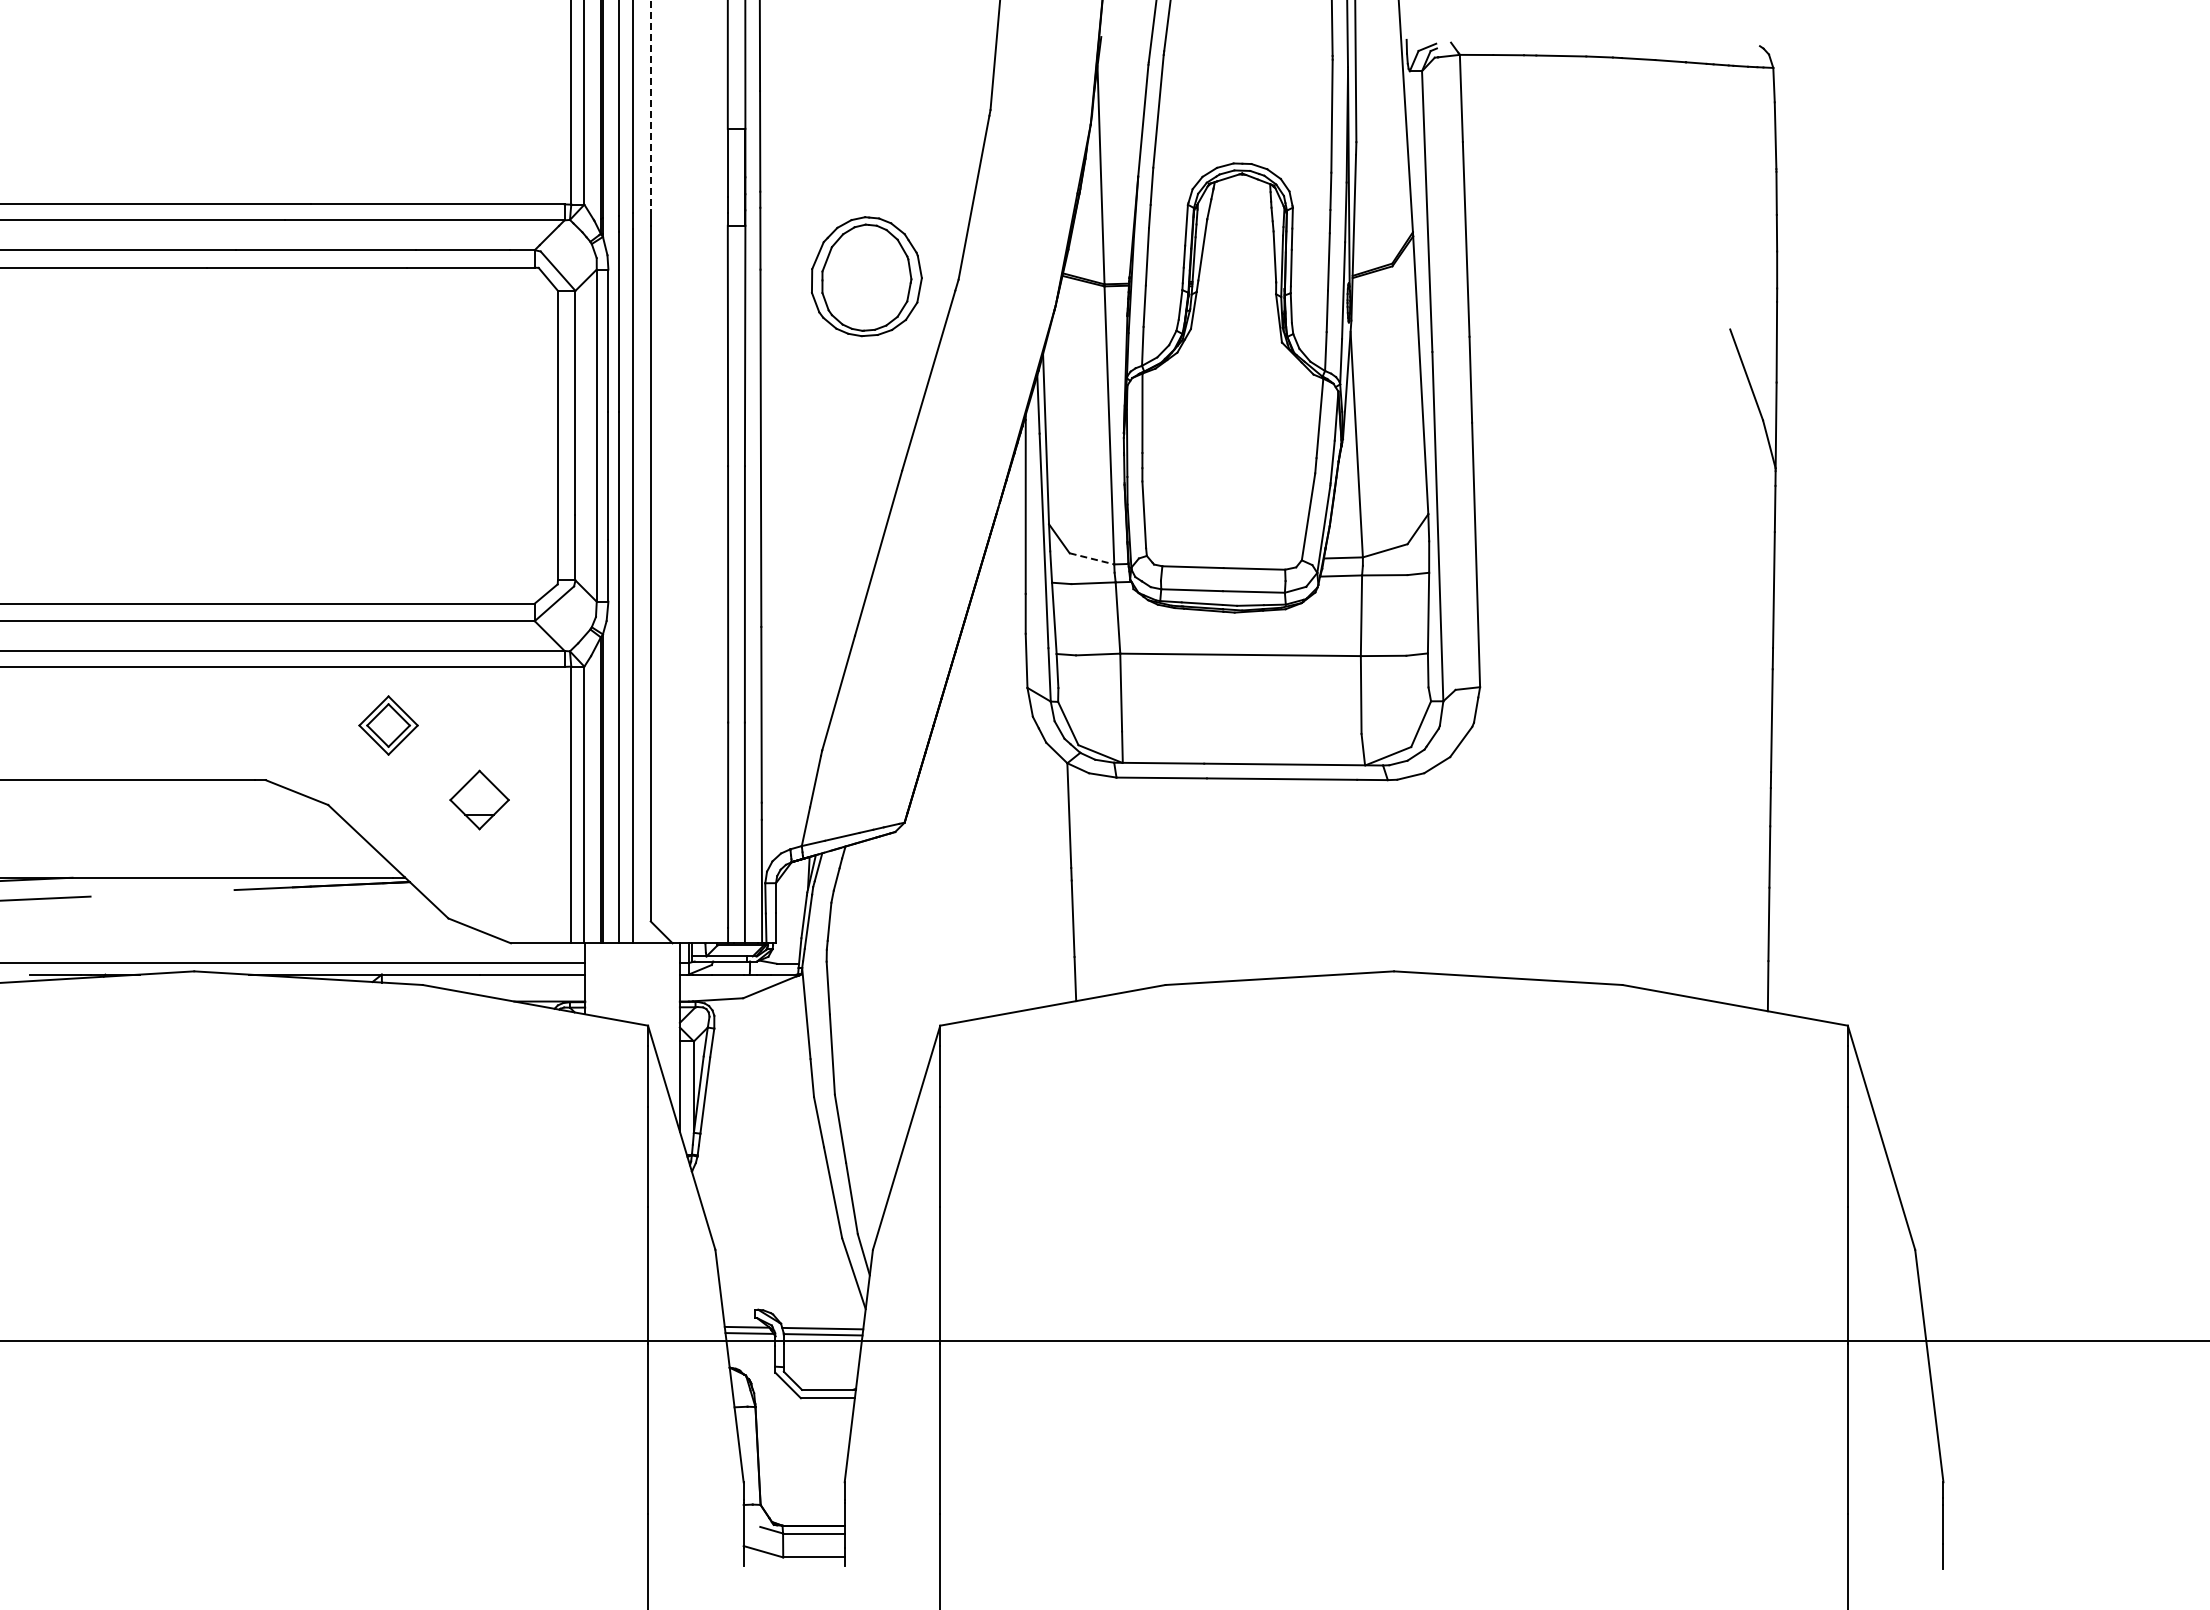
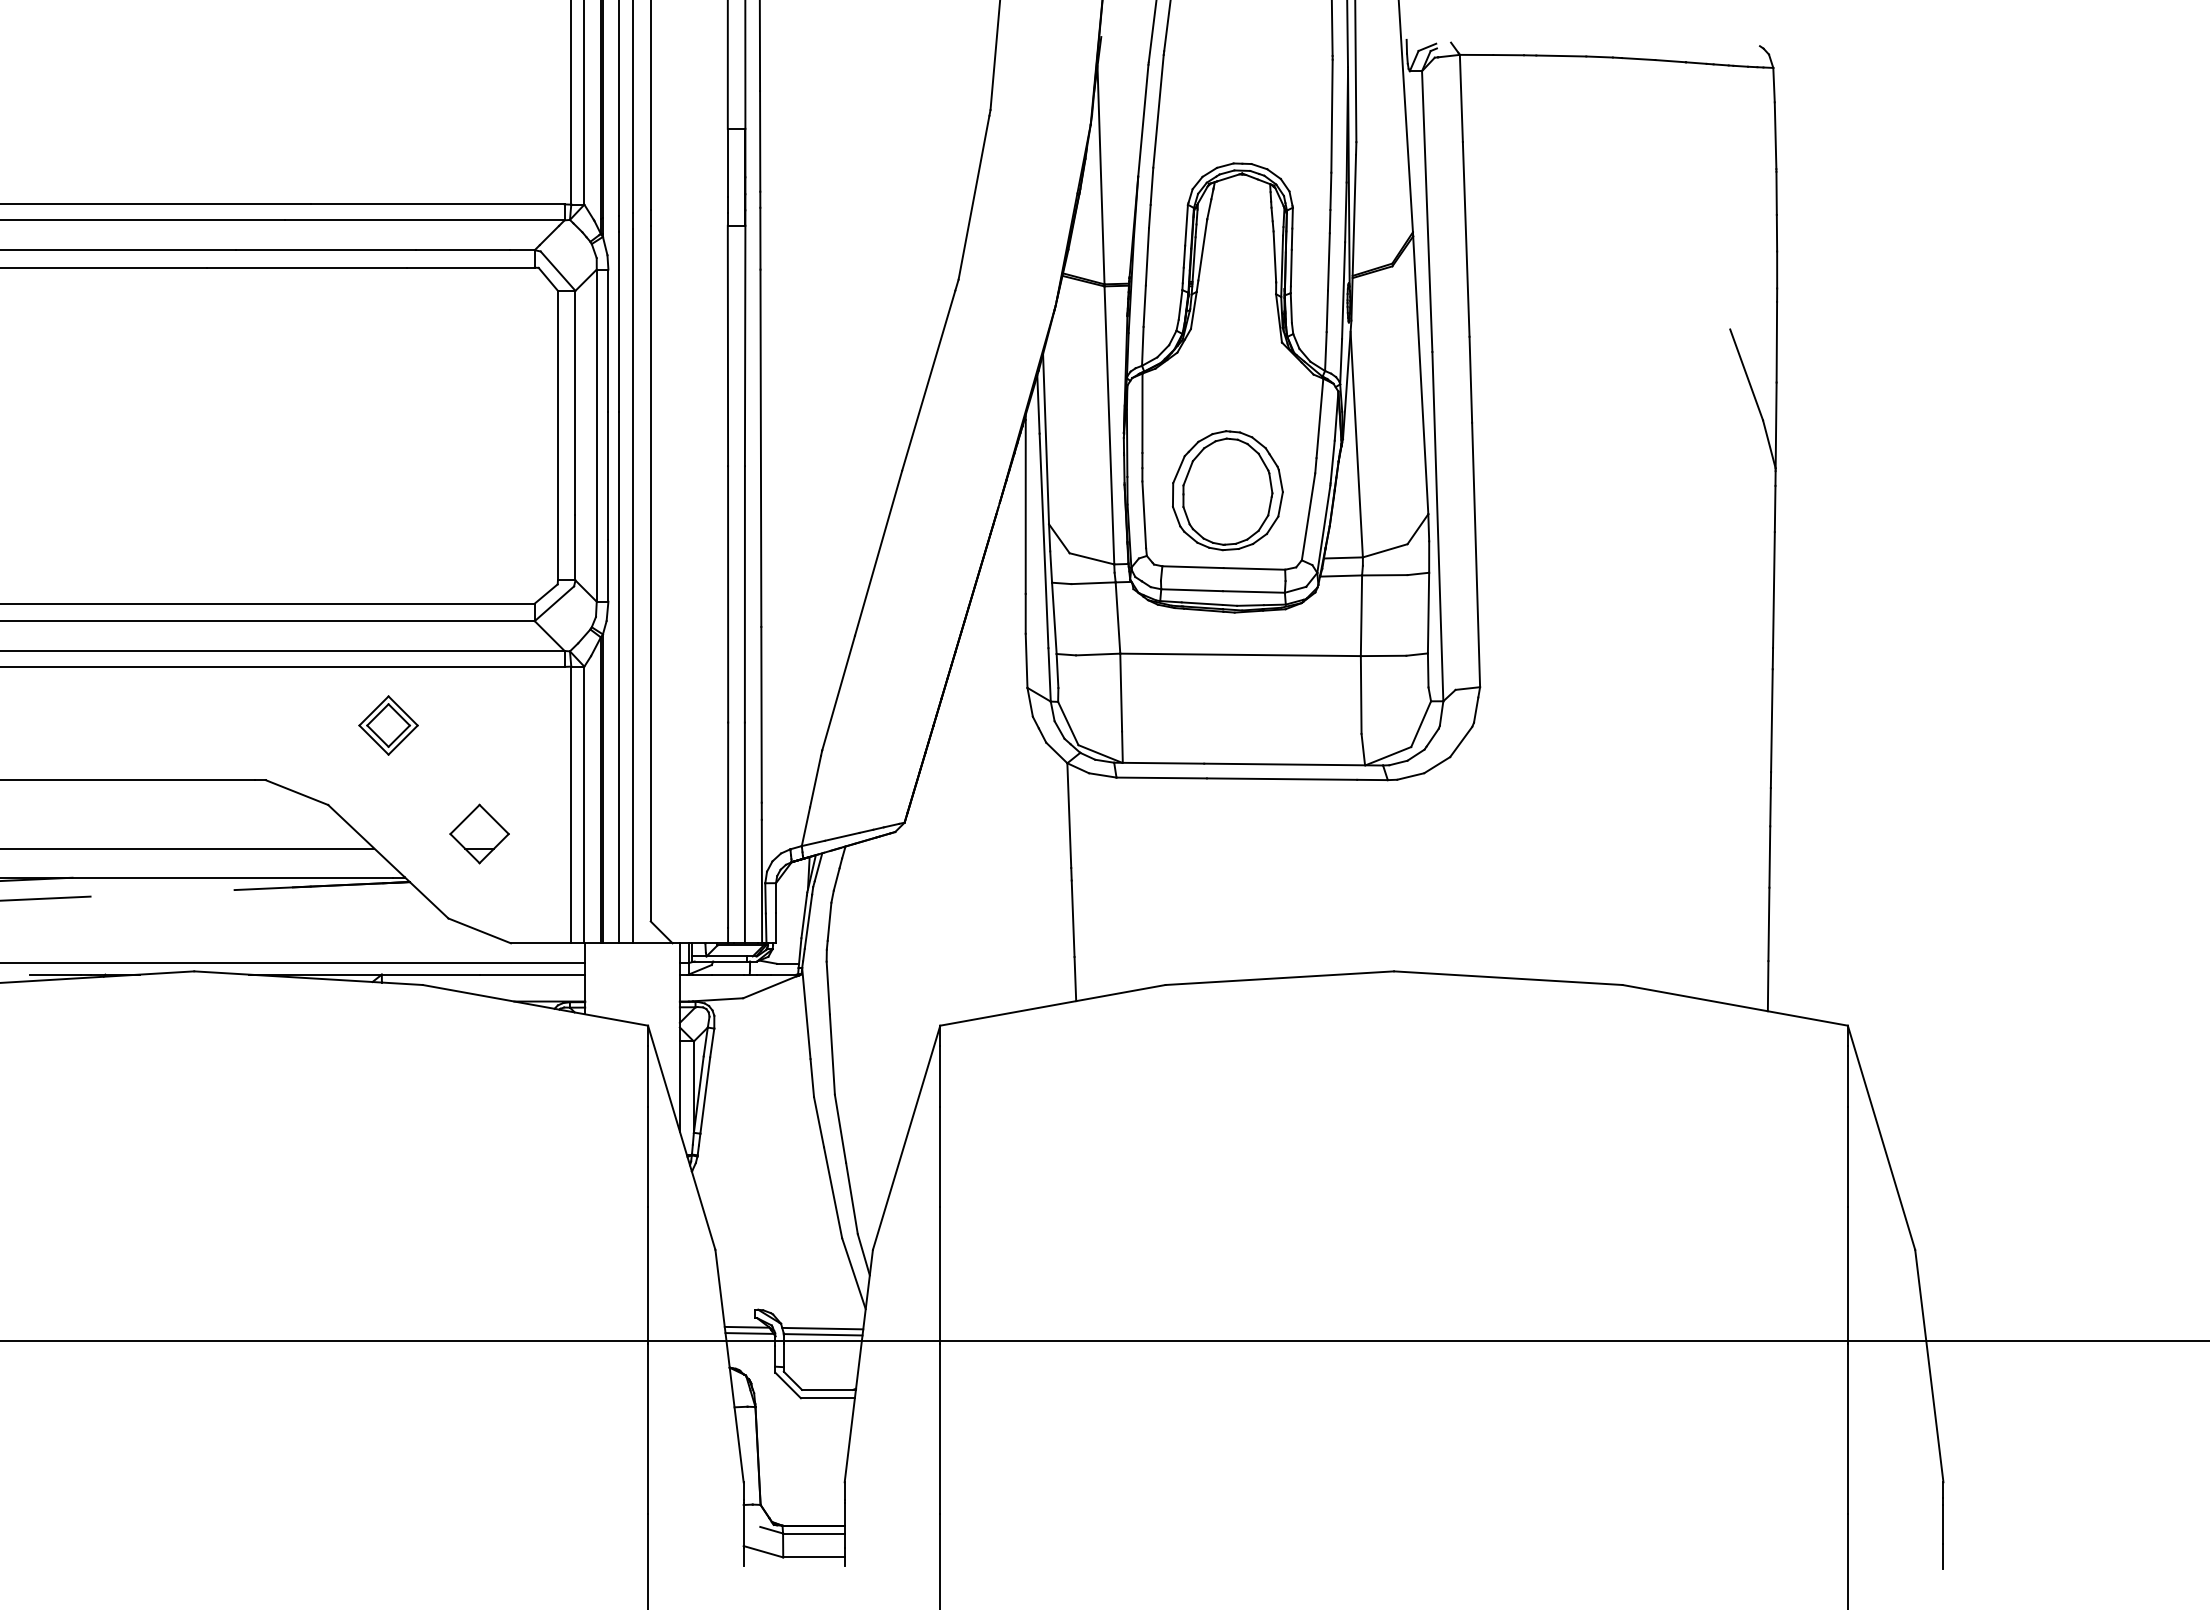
line: dashed -> solid (650, 105)
part position: (866, 276) -> (1227, 490) (1227, 490)
line: dashed -> solid (1091, 558)
part position: (479, 799) -> (479, 833) (479, 833)
line: none -> present (188, 848)
